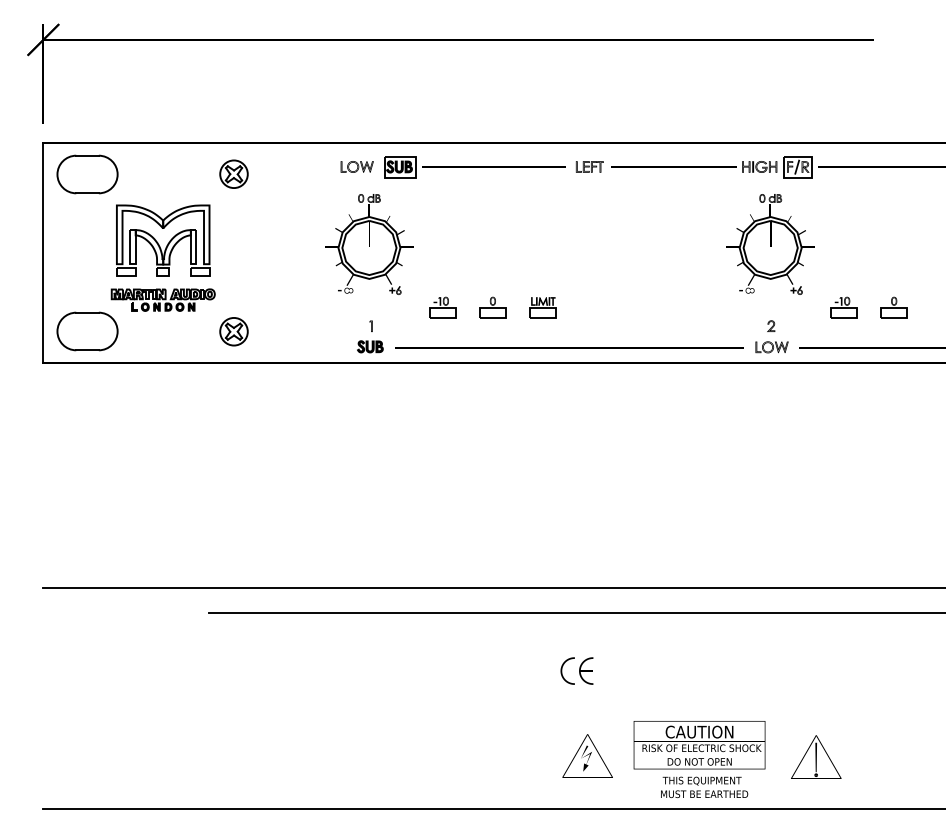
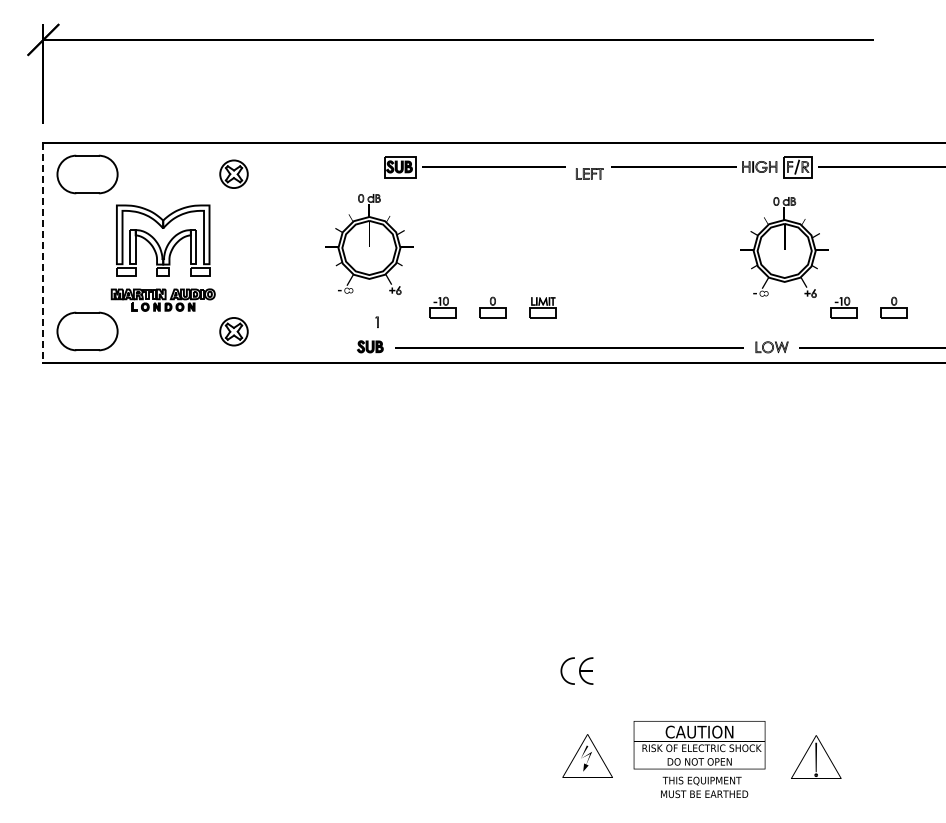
part: present -> none (356, 166)
part position: (589, 166) -> (589, 173) (589, 173)
part position: (770, 244) -> (784, 247) (784, 247)
line: solid -> dashed (43, 253)
part position: (370, 325) -> (376, 321) (376, 321)
part: present -> none (771, 325)
line: present -> none (492, 588)
line: present -> none (575, 613)
line: present -> none (492, 809)
